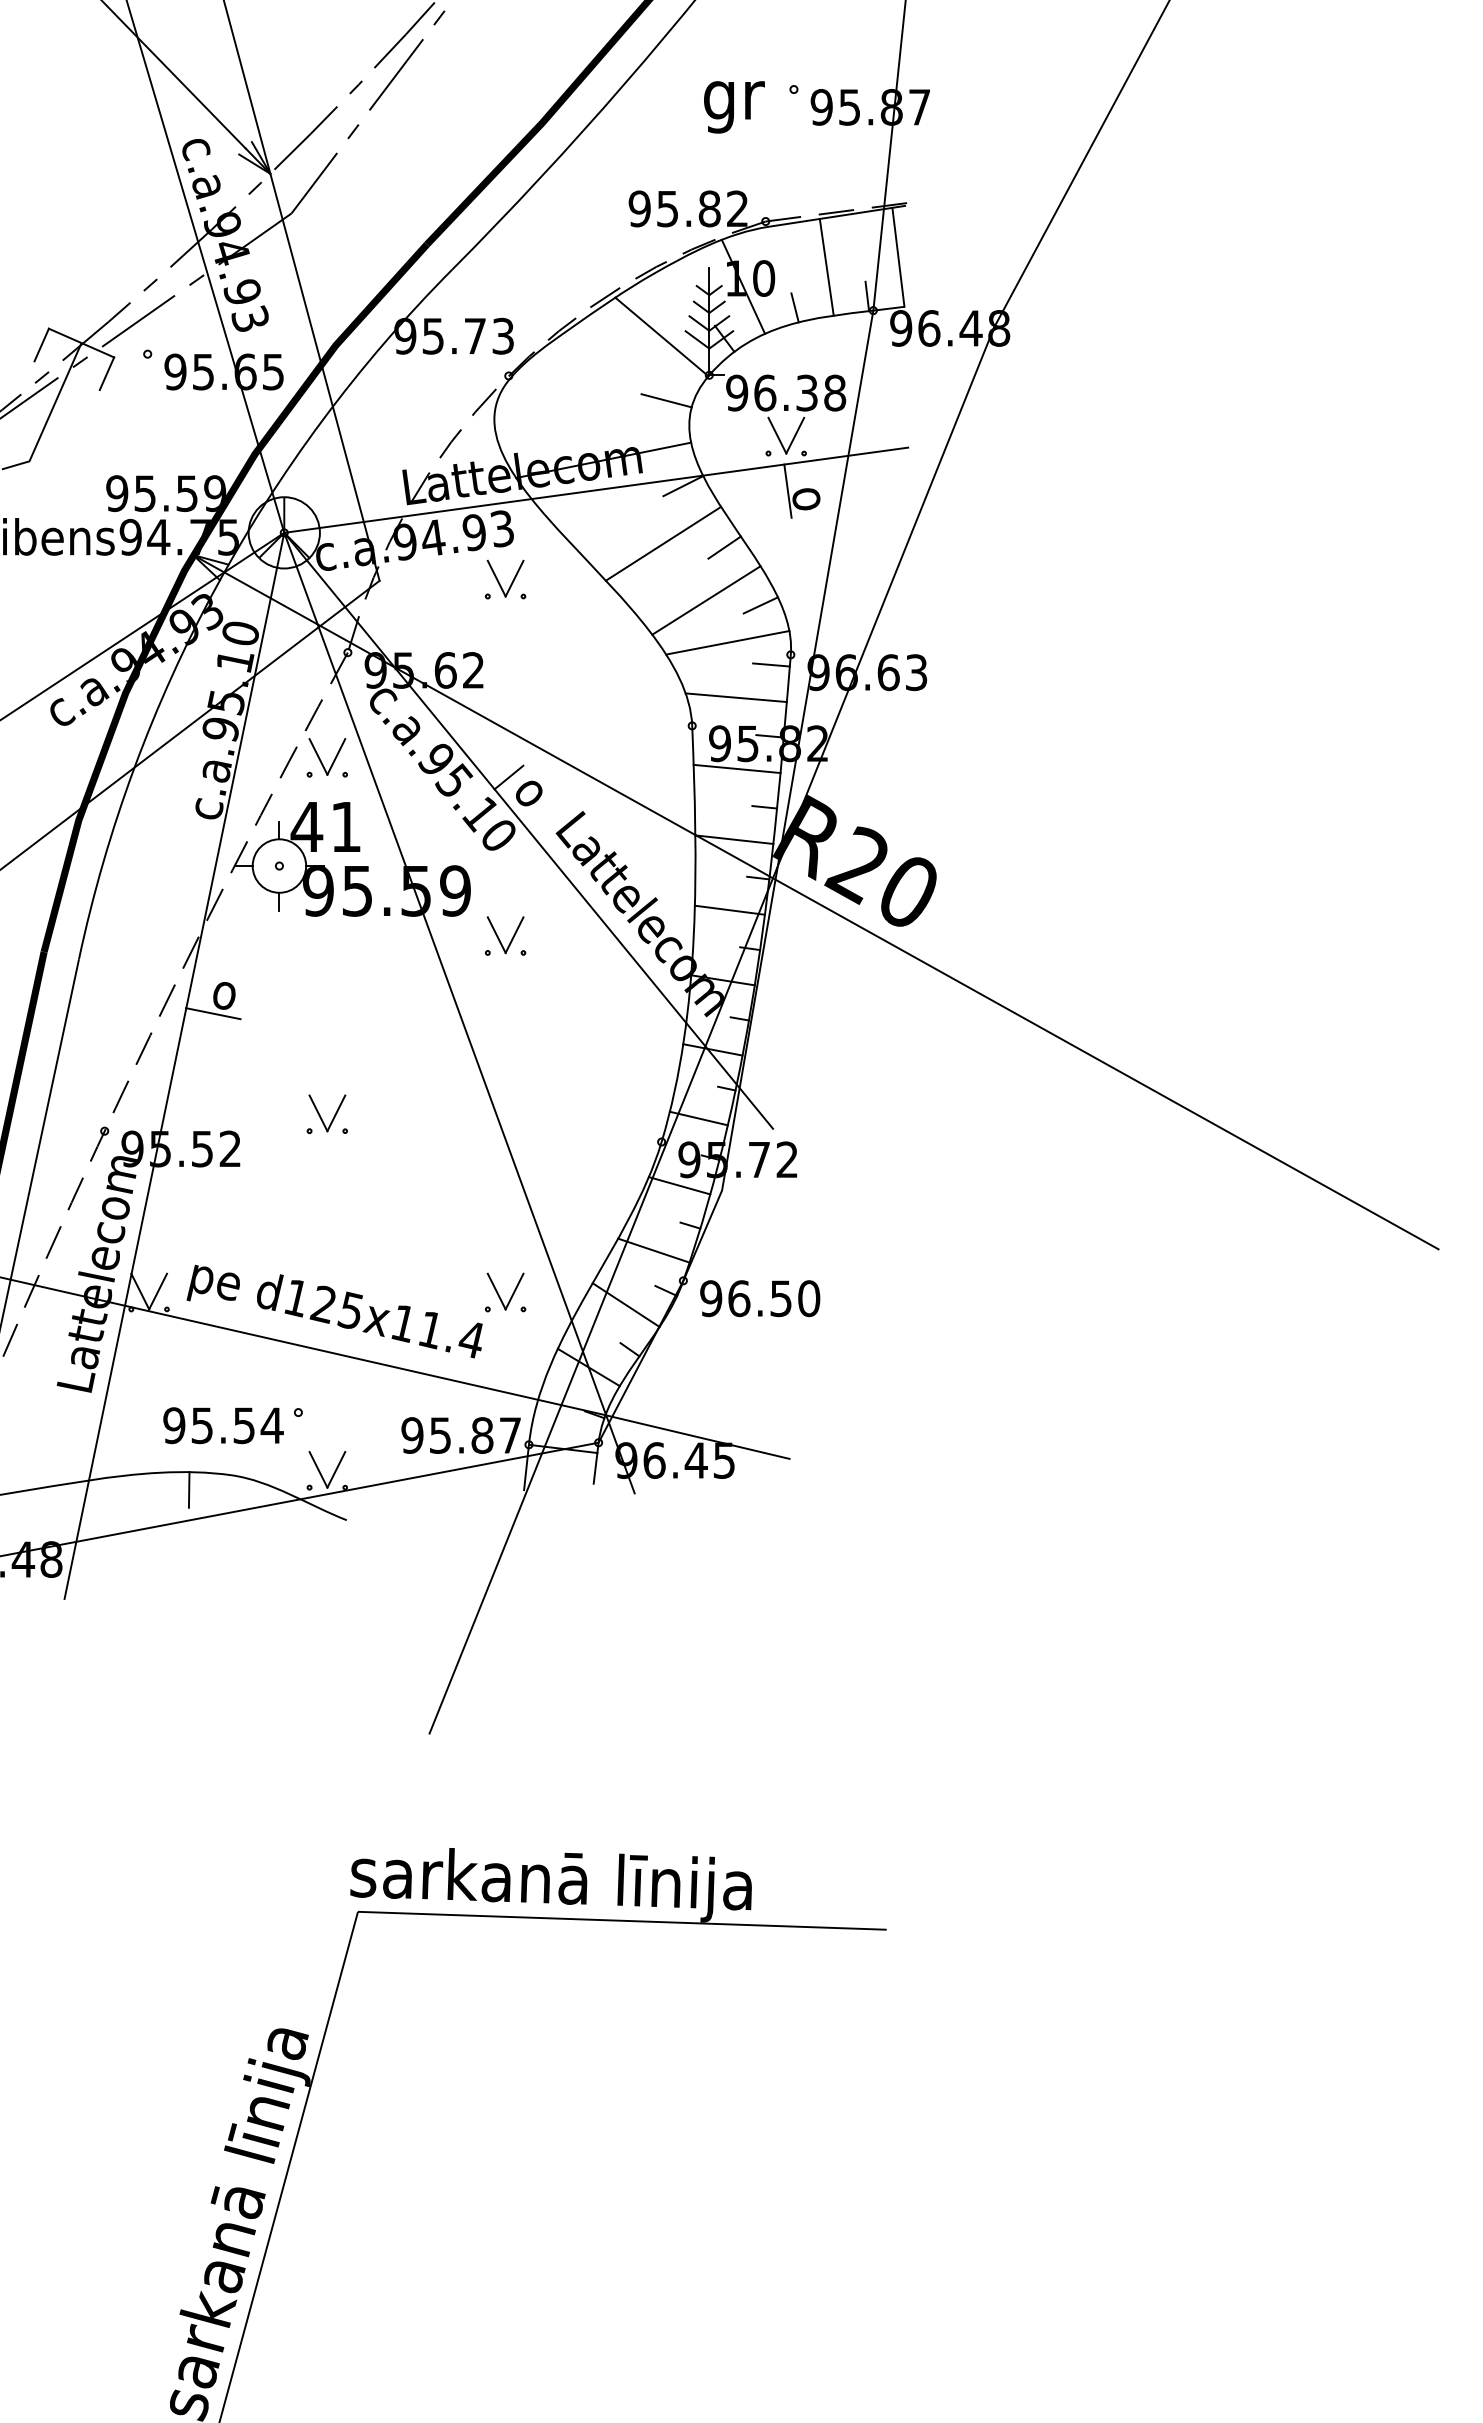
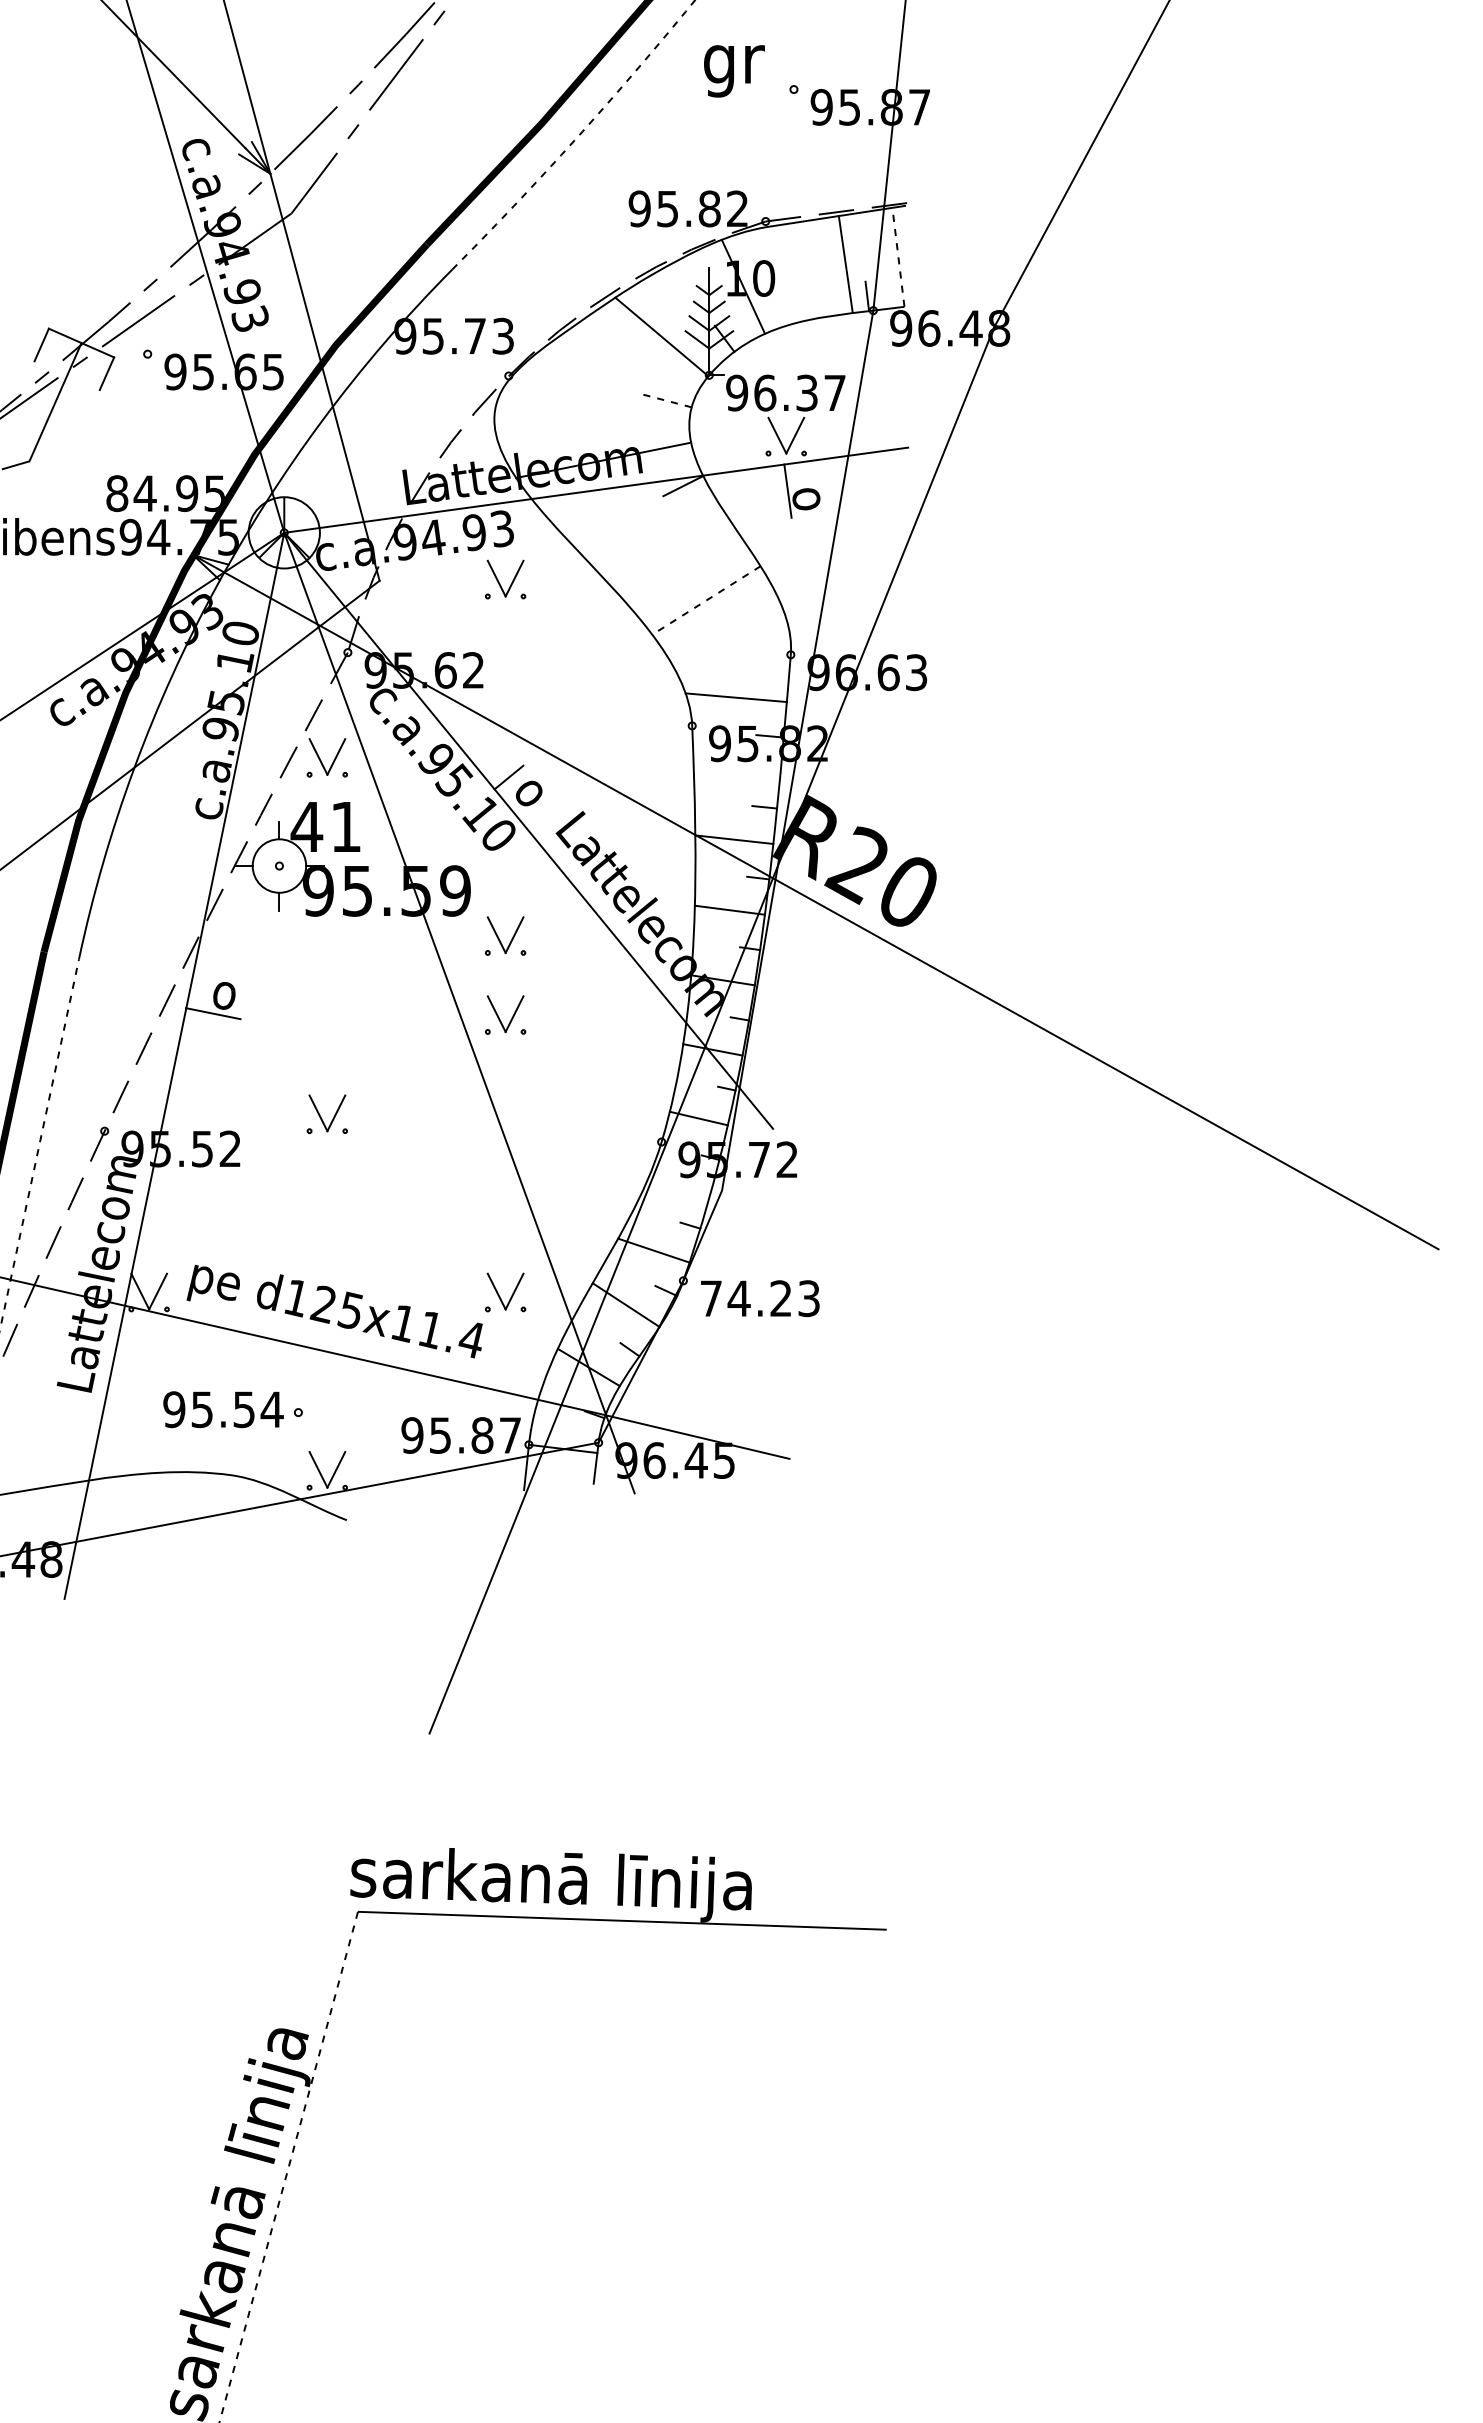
text position: (734, 107) -> (734, 71) (734, 71)
line: solid -> dashed (577, 137)
line: solid -> dashed (898, 257)
line position: (826, 266) -> (845, 263) (845, 263)
line: present -> none (794, 307)
text: 96.38 -> 96.37 (835, 392)
line: solid -> dashed (666, 400)
text: 95.59 -> 84.95 (166, 493)
line: present -> none (663, 543)
line: present -> none (724, 547)
line: solid -> dashed (706, 600)
line: present -> none (760, 605)
line: present -> none (727, 642)
line: present -> none (771, 664)
line: present -> none (736, 768)
part: none -> present (499, 1017)
line: solid -> dashed (39, 1144)
line: present -> none (679, 1185)
text: 96.50 -> 74.23 (760, 1298)
text position: (223, 1425) -> (223, 1409) (223, 1409)
line: present -> none (188, 1489)
line: solid -> dashed (288, 2167)
